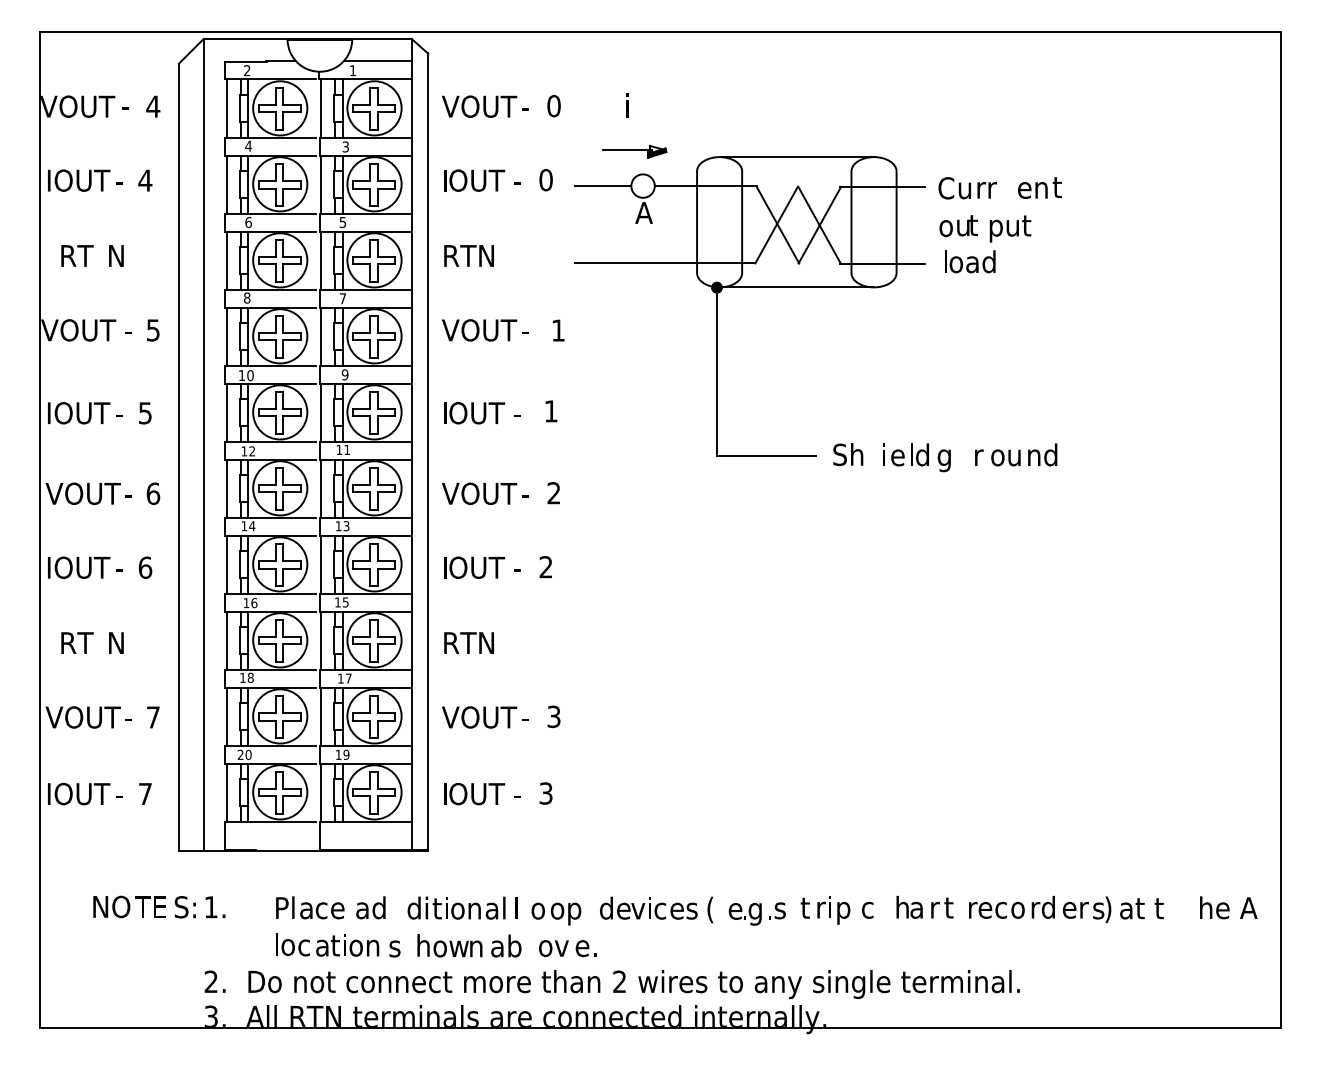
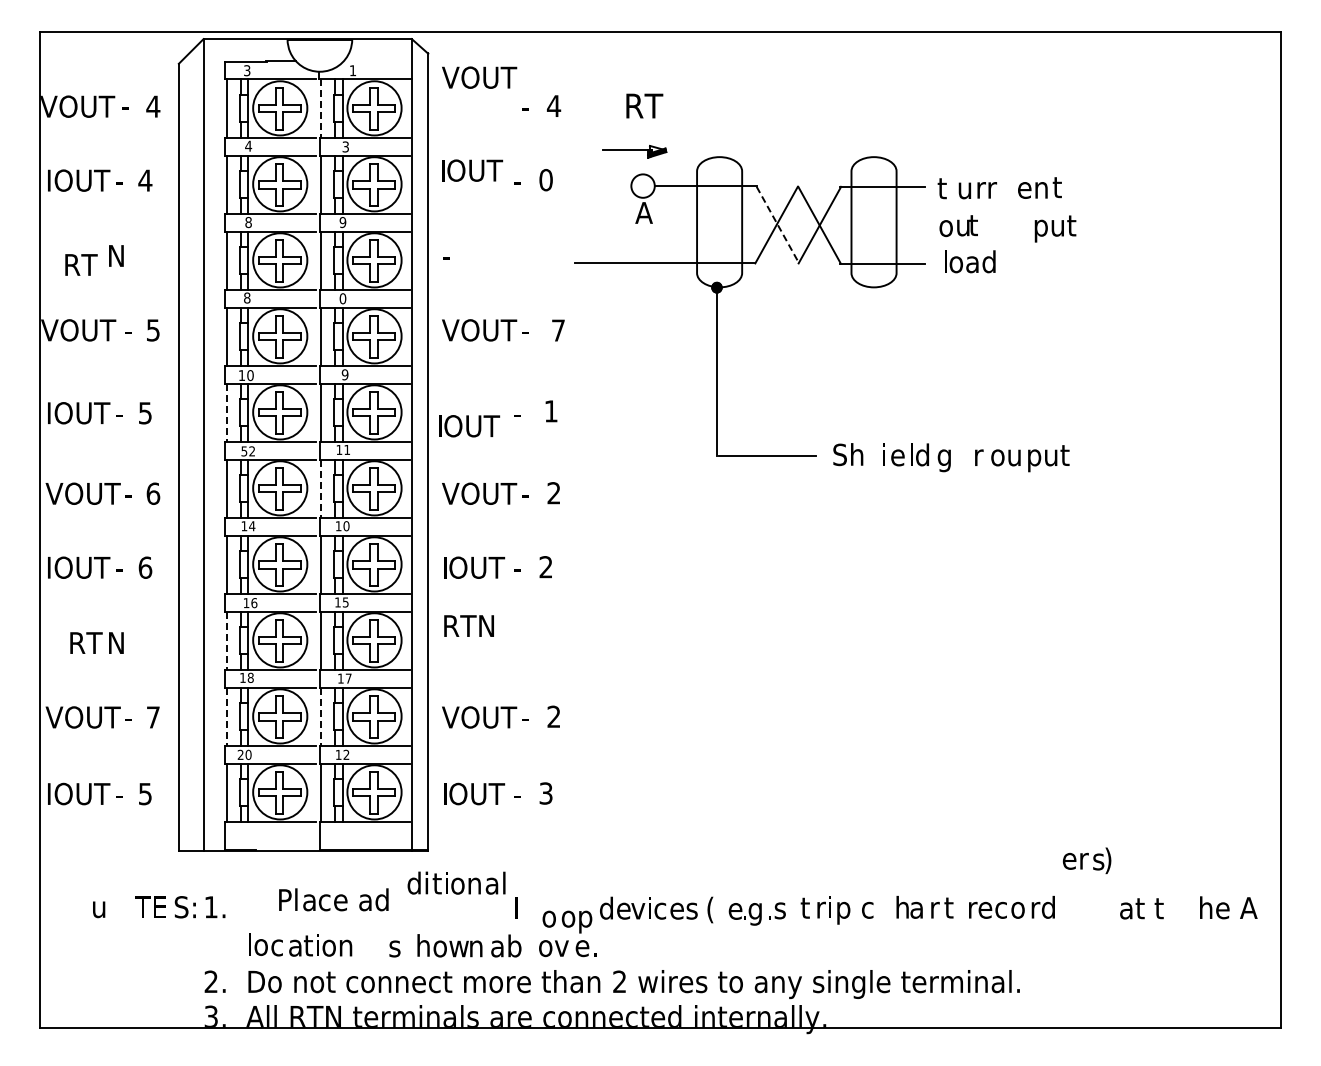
line: present -> none (376, 61)
text: 2 -> 3 (247, 71)
text: i -> RT (644, 105)
text position: (479, 106) -> (479, 77) (479, 77)
text: 0 -> 4 (553, 106)
line: solid -> dashed (321, 109)
line: present -> none (797, 157)
text position: (474, 180) -> (472, 170) (472, 170)
line: present -> none (602, 186)
text: C -> t (945, 188)
text: 6 -> 8 (248, 222)
text: 5 -> 9 (342, 222)
line: solid -> dashed (777, 225)
text position: (1010, 228) -> (1055, 228) (1055, 228)
text position: (77, 255) -> (81, 264) (81, 264)
text: RTN -> - (468, 255)
line: present -> none (796, 287)
text: 7 -> 0 (342, 298)
text: 1 -> 7 (558, 330)
line: solid -> dashed (227, 413)
text position: (474, 413) -> (469, 426) (469, 426)
text: 12 -> 52 (244, 451)
text: nd -> put (1048, 457)
line: solid -> dashed (321, 489)
text: 13 -> 10 (346, 526)
line: solid -> dashed (227, 641)
text position: (77, 642) -> (86, 642) (86, 642)
text position: (468, 642) -> (468, 625) (468, 625)
line: solid -> dashed (227, 717)
line: solid -> dashed (321, 717)
text: 3 -> 2 (553, 717)
text: 19 -> 12 (346, 754)
text: 7 -> 5 (145, 794)
text: NO -> u (111, 906)
text position: (330, 907) -> (333, 899) (333, 899)
text position: (456, 907) -> (456, 882) (456, 882)
text position: (1086, 909) -> (1086, 860) (1086, 860)
text position: (556, 913) -> (567, 921) (567, 921)
text position: (327, 944) -> (300, 944) (300, 944)
